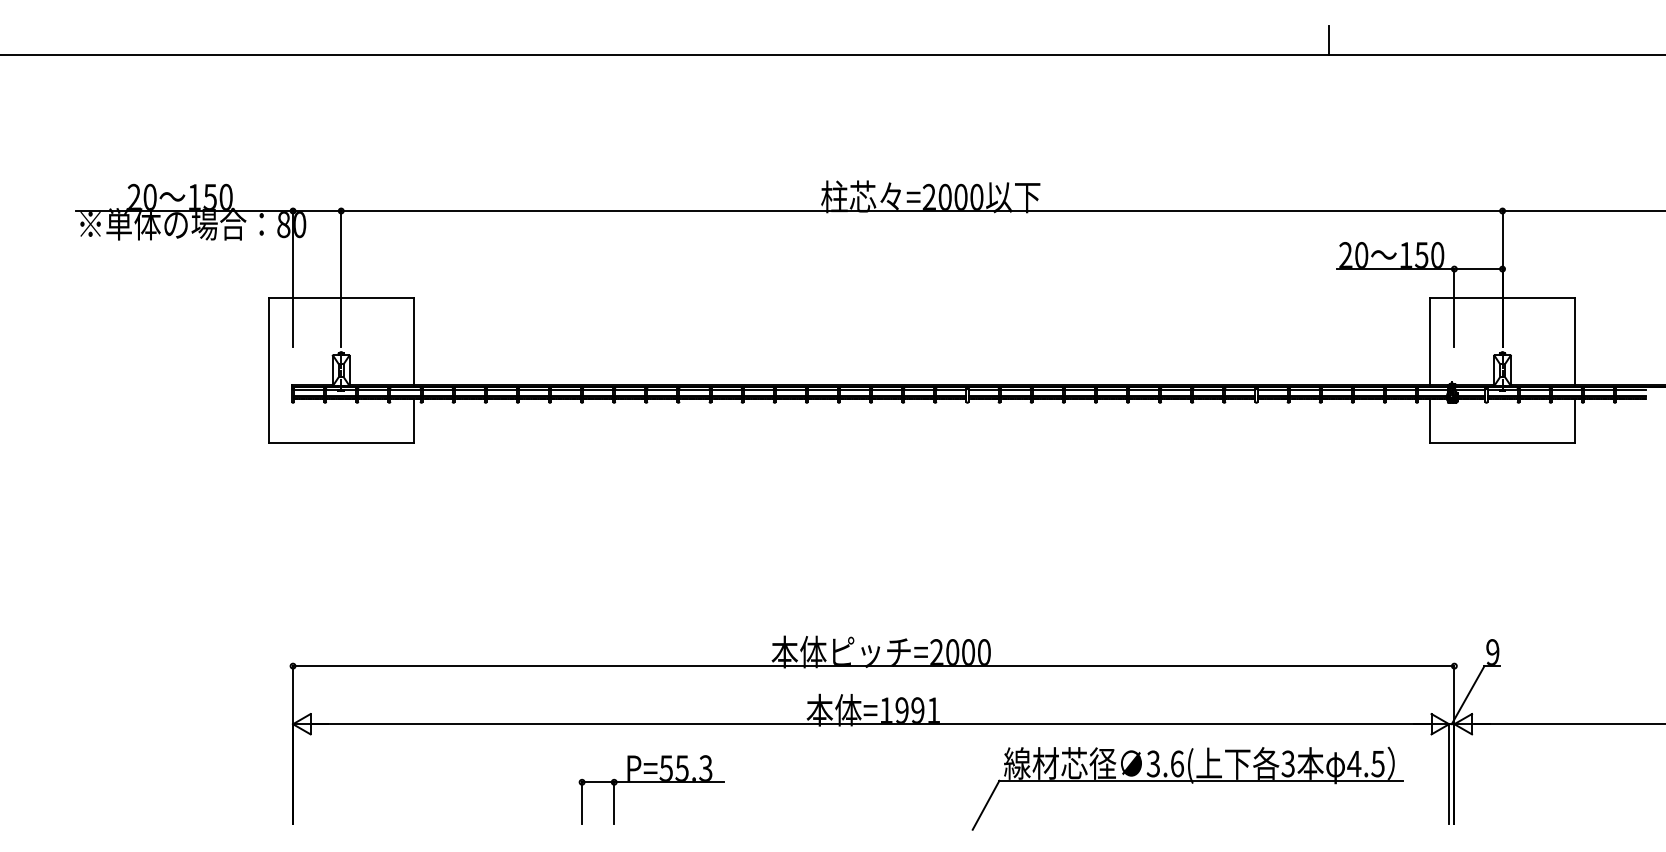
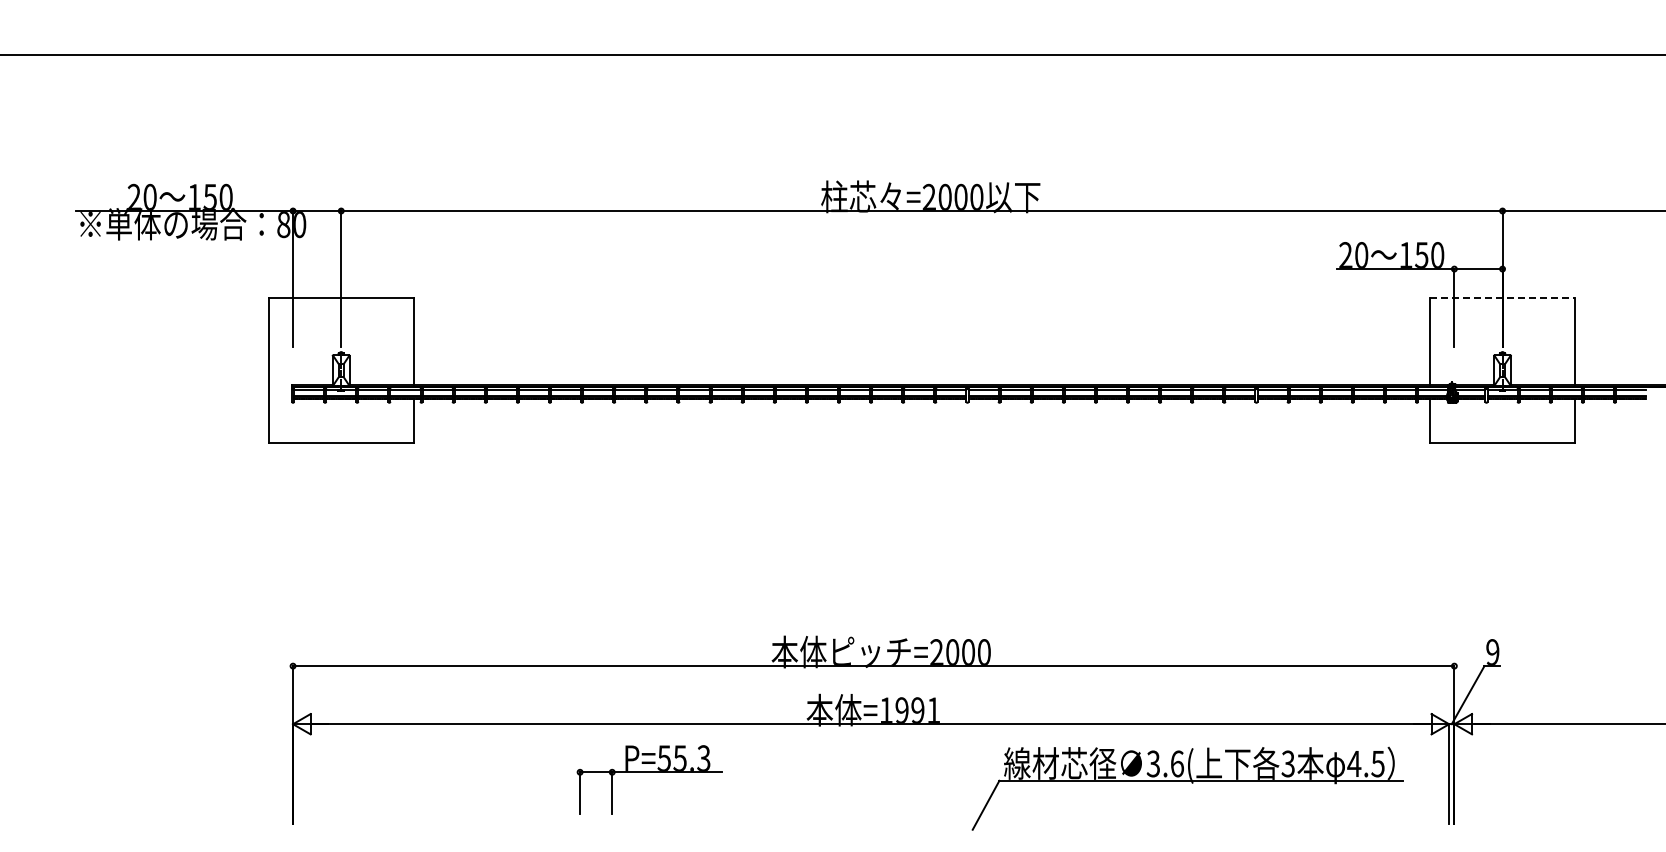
line: present -> none (1329, 39)
line: solid -> dashed (1502, 298)
part position: (651, 782) -> (649, 772) (649, 772)
